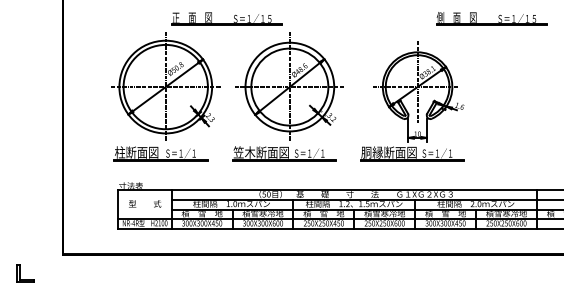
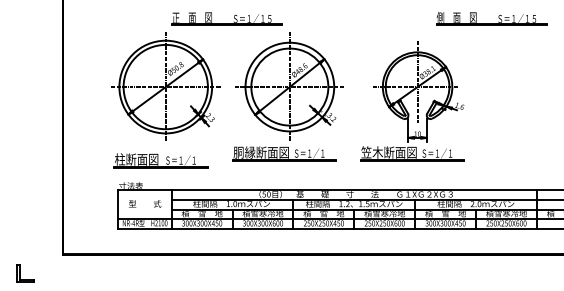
text: 笠木断面図 -> 胴縁断面図 (244, 152)
text: 胴縁断面図 -> 笠木断面図 (371, 152)
part position: (160, 153) -> (160, 160) (160, 160)
